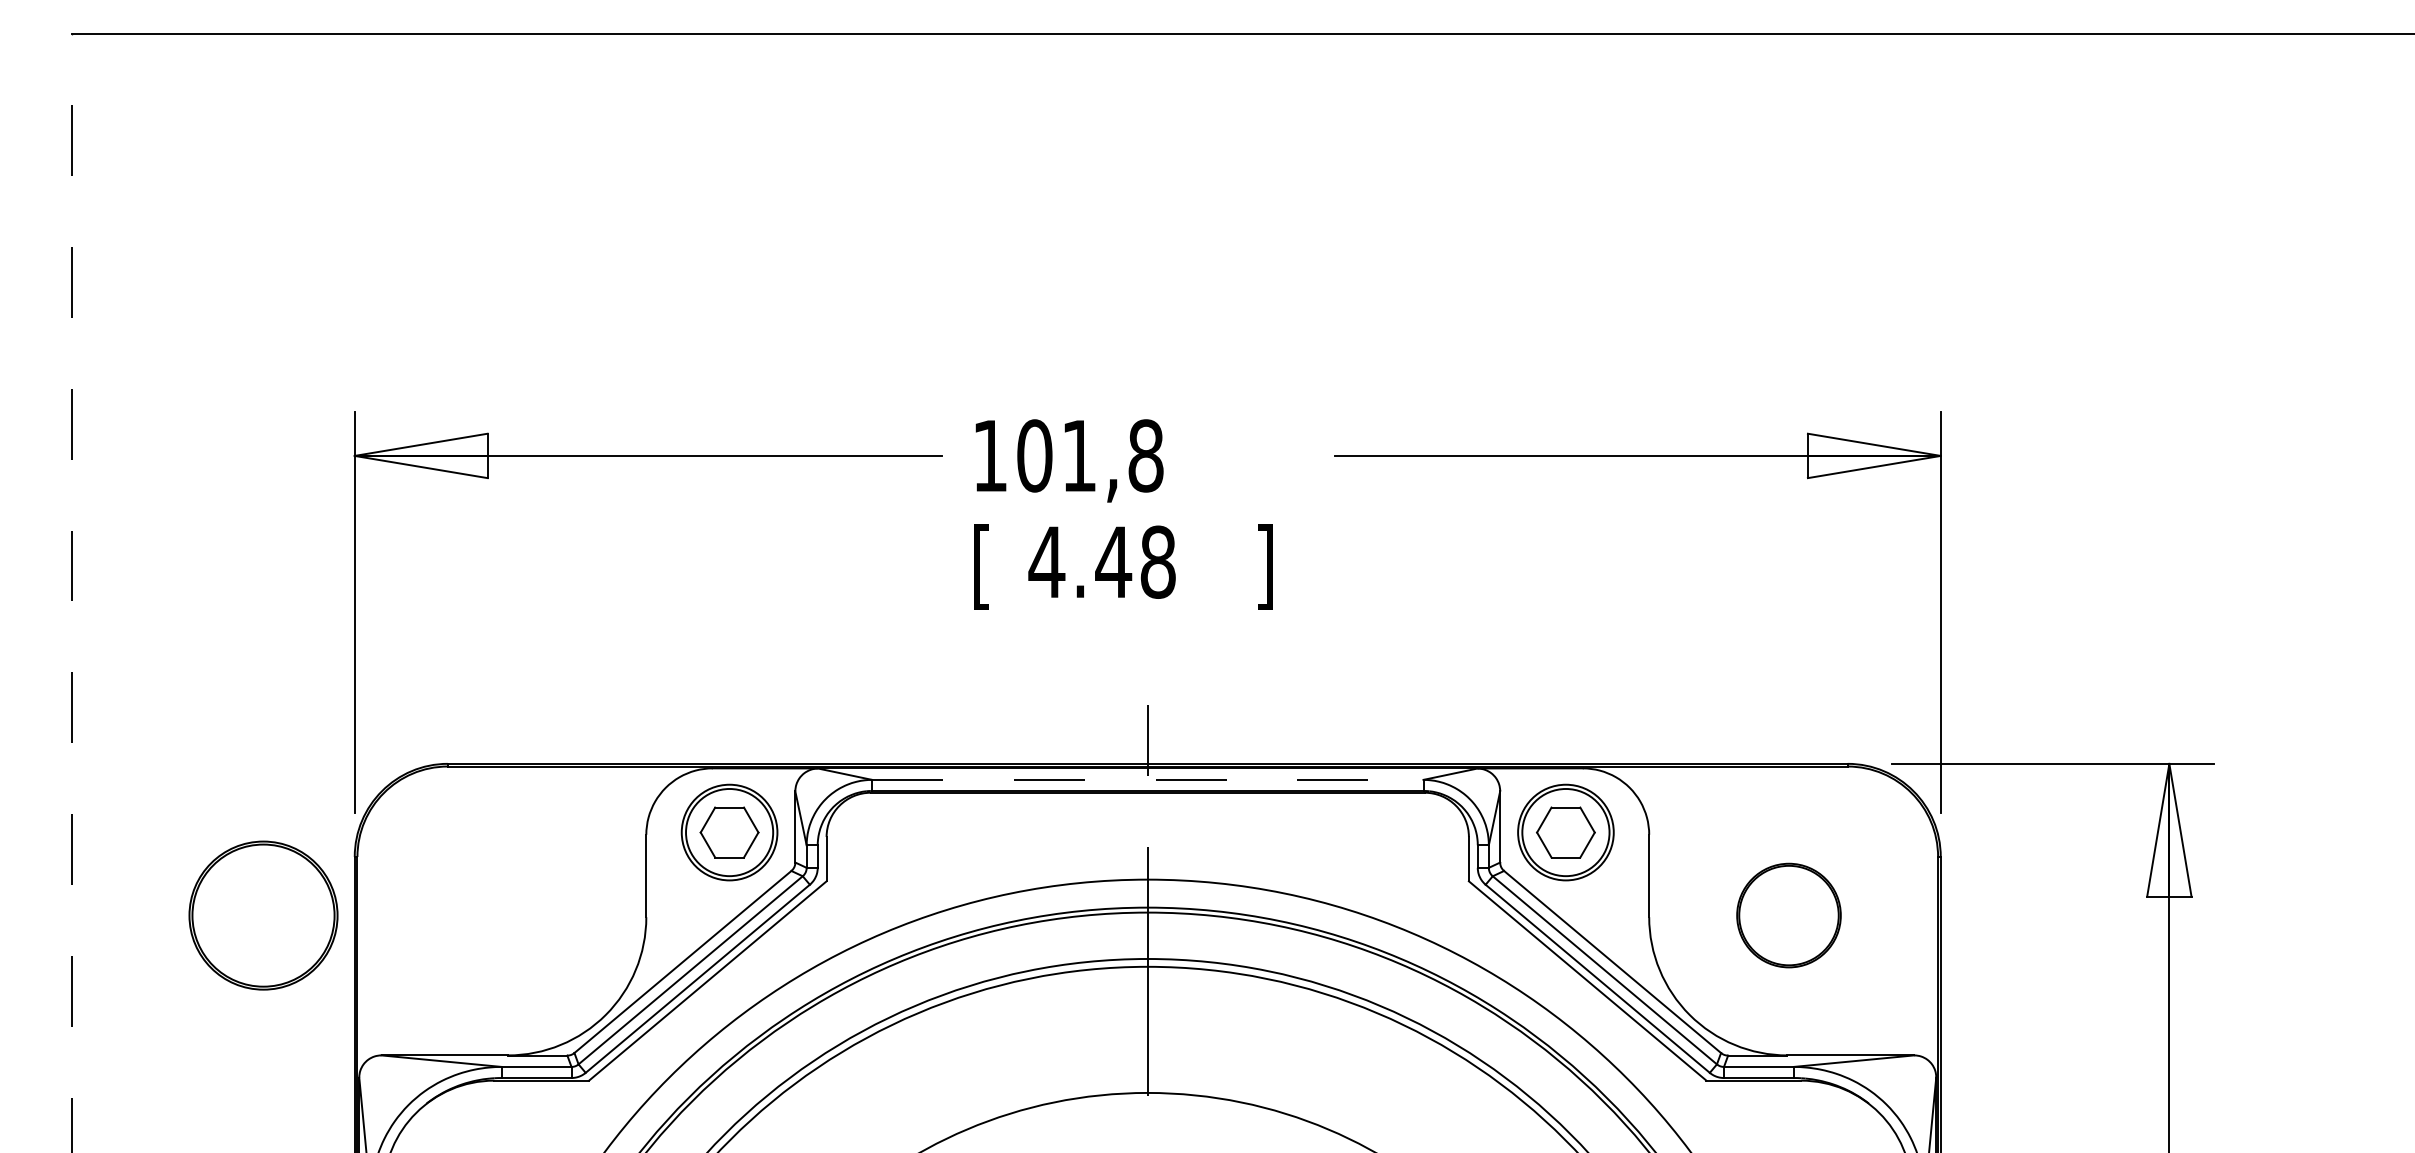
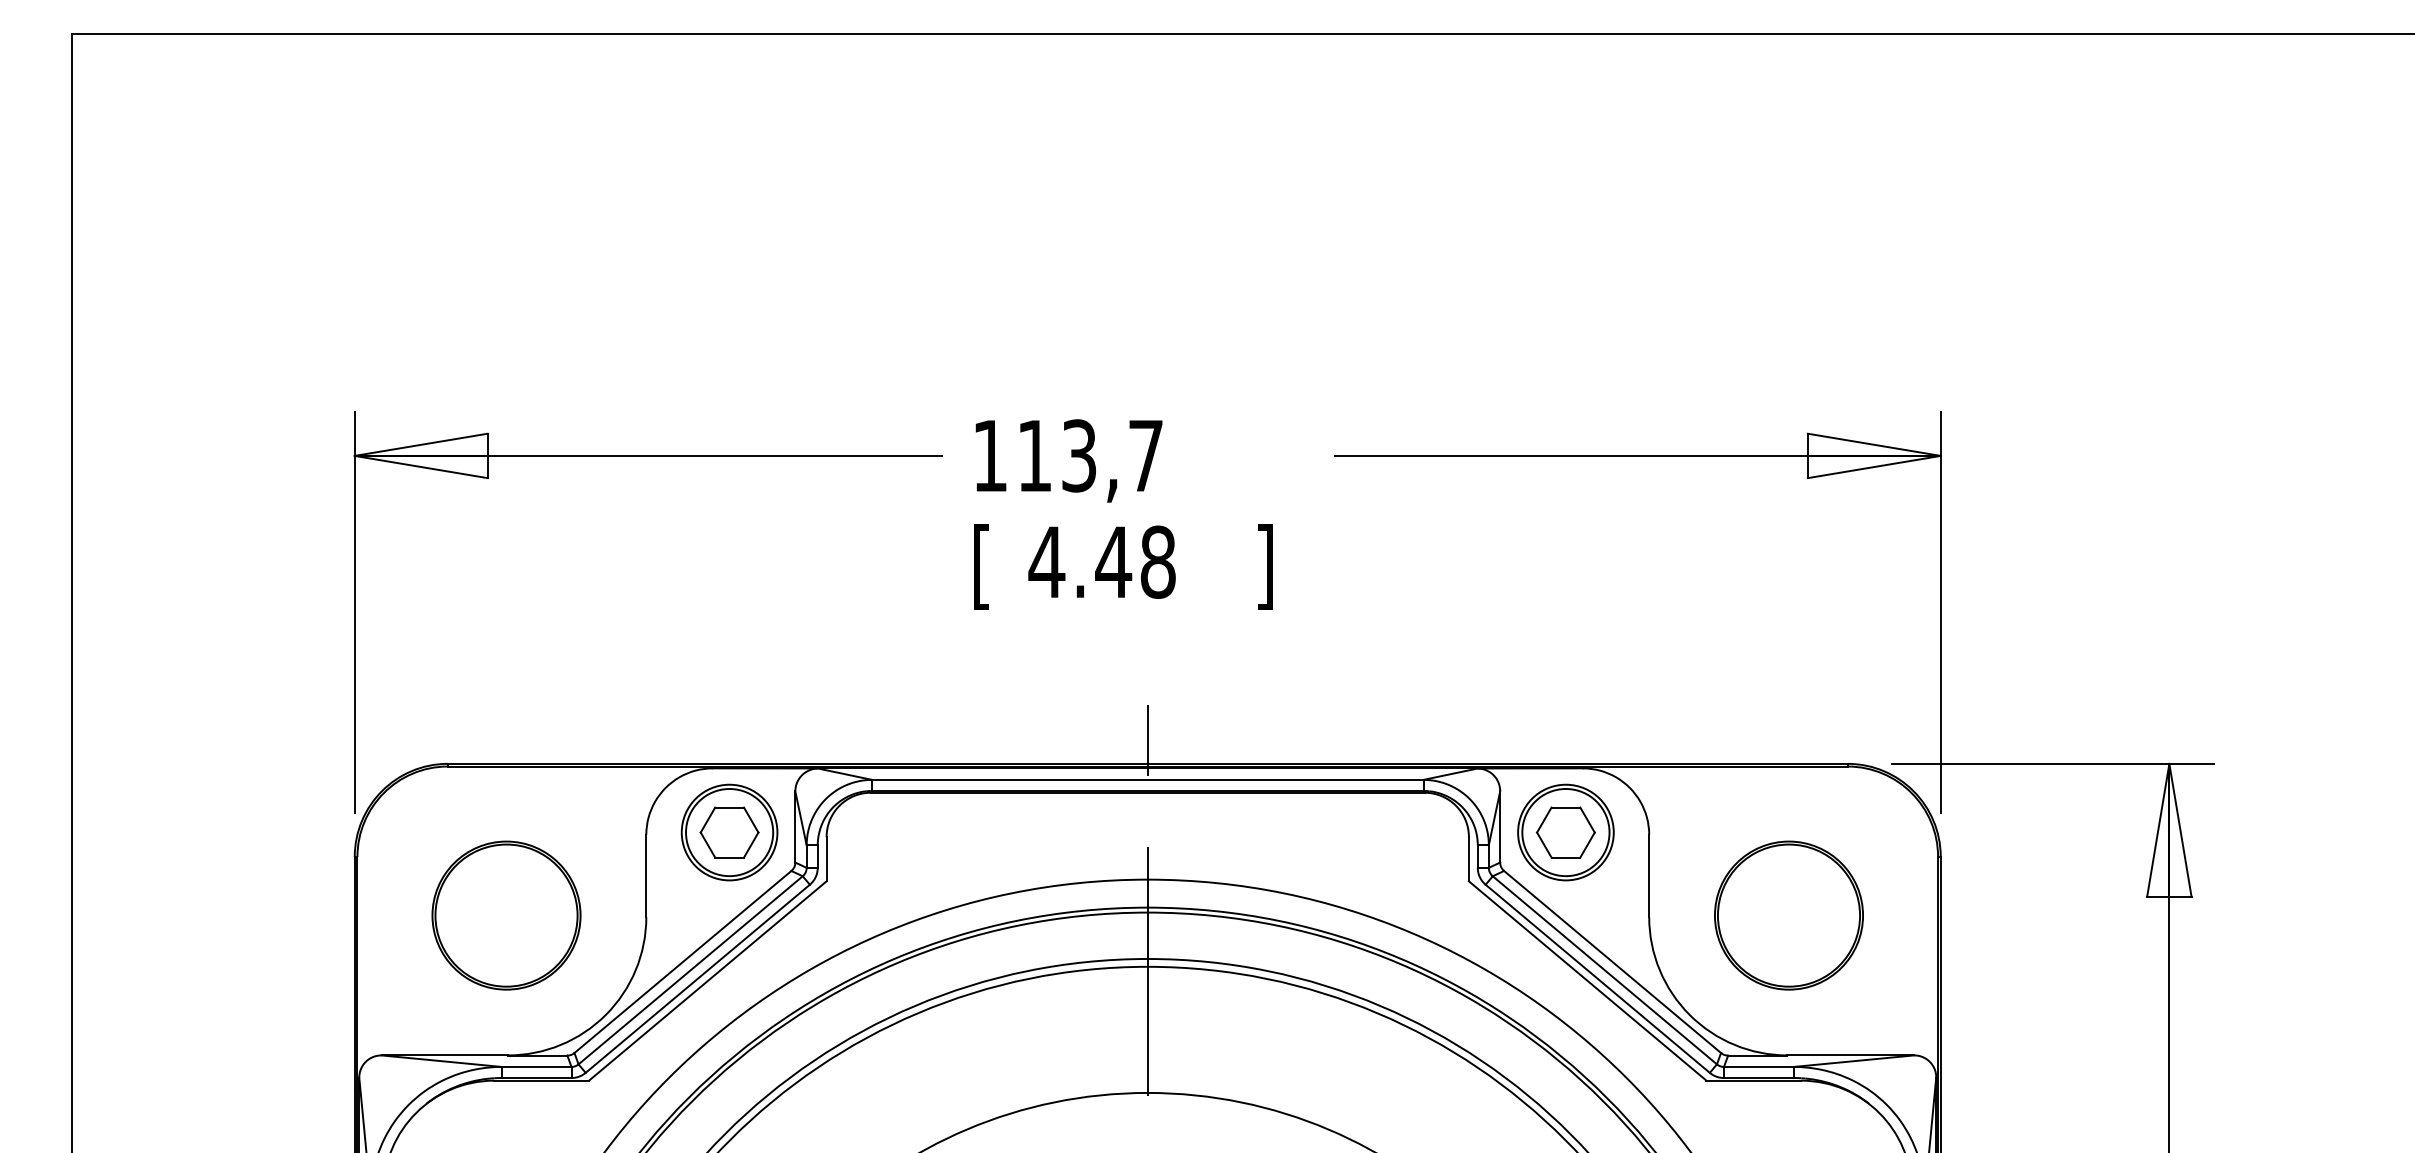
text: 101,8 -> 113,7 (1090, 455)
line: dashed -> solid (72, 593)
line: dashed -> solid (1147, 779)
part position: (263, 915) -> (506, 915) (506, 915)
part size: 106x107 px -> 150x151 px (1788, 915)
